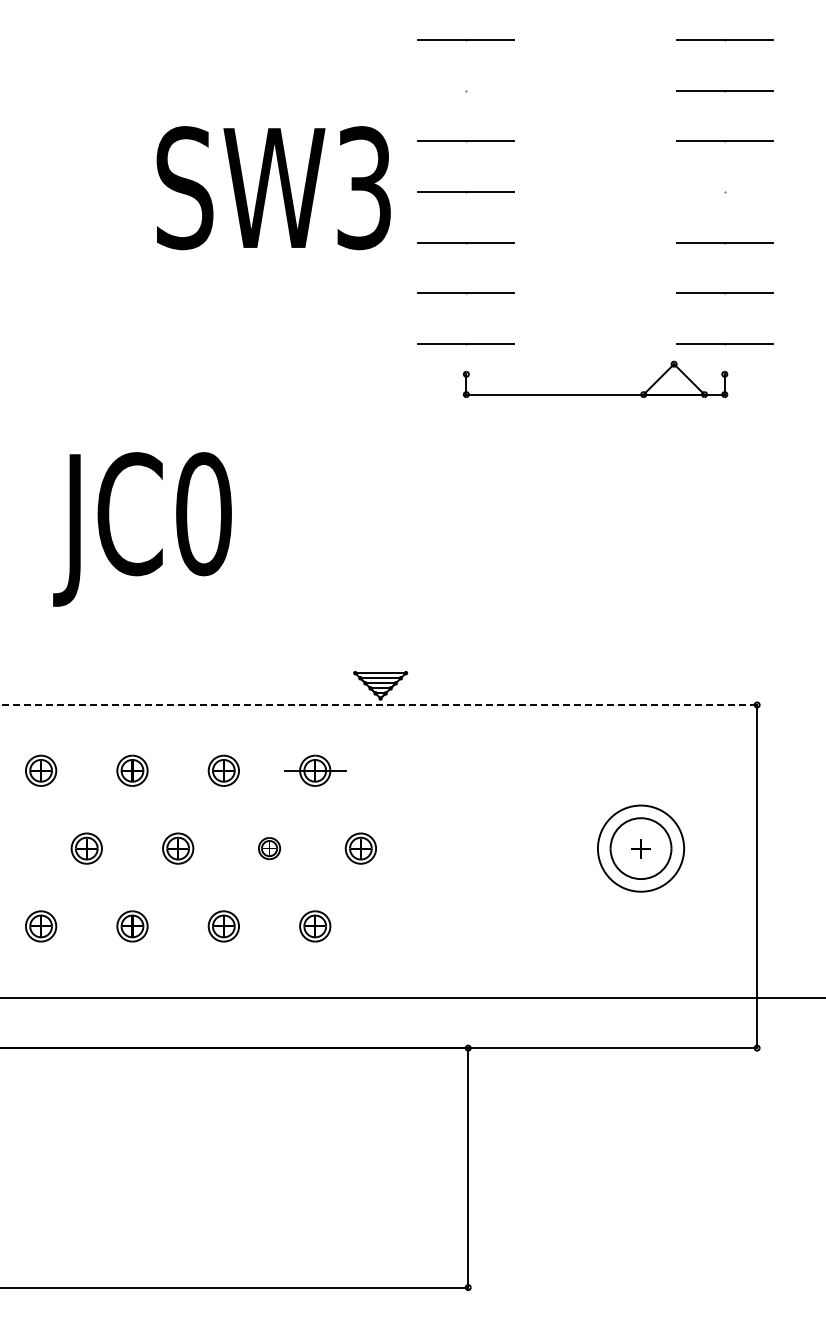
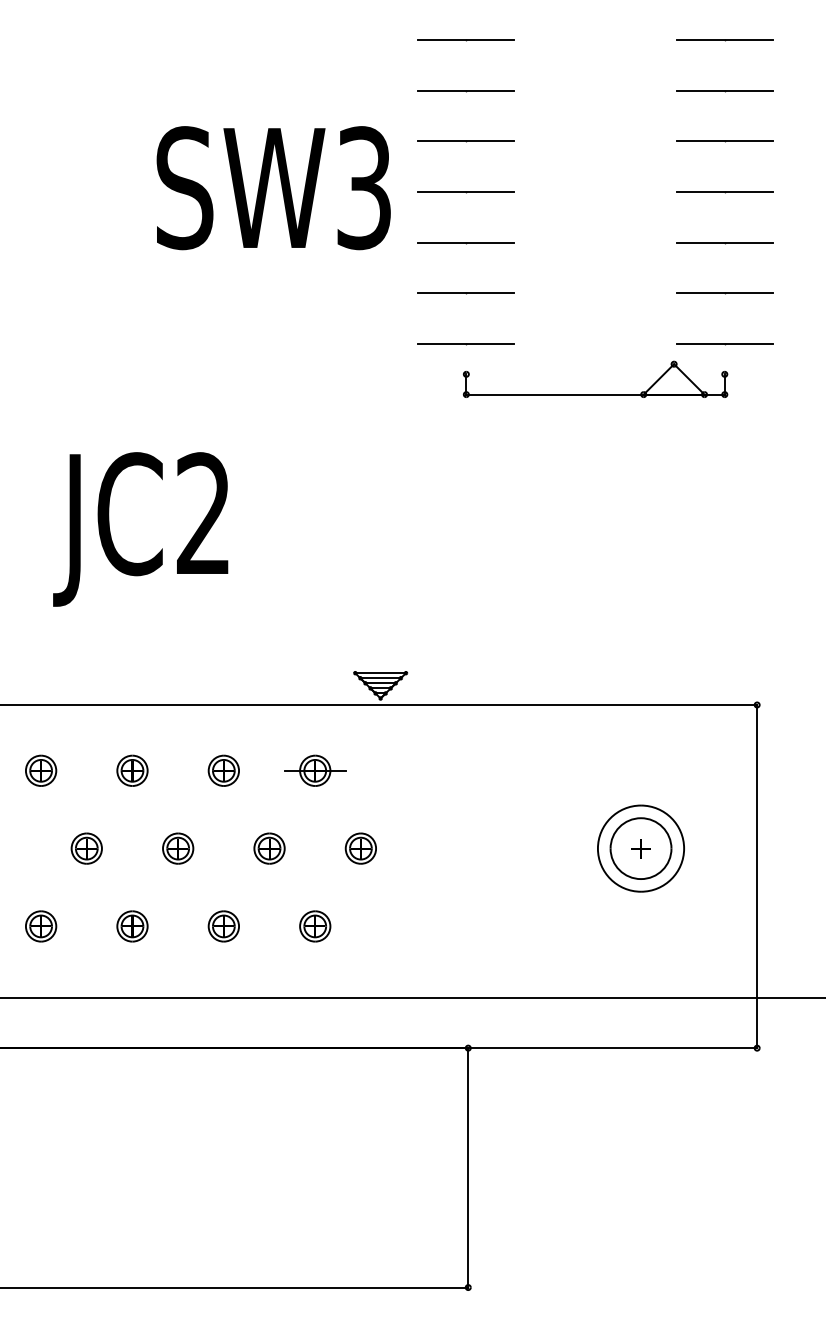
line: none -> present (466, 90)
line: none -> present (724, 191)
text: JC0 -> JC2 (203, 514)
line: dashed -> solid (378, 705)
part size: 23x24 px -> 33x33 px (269, 848)
